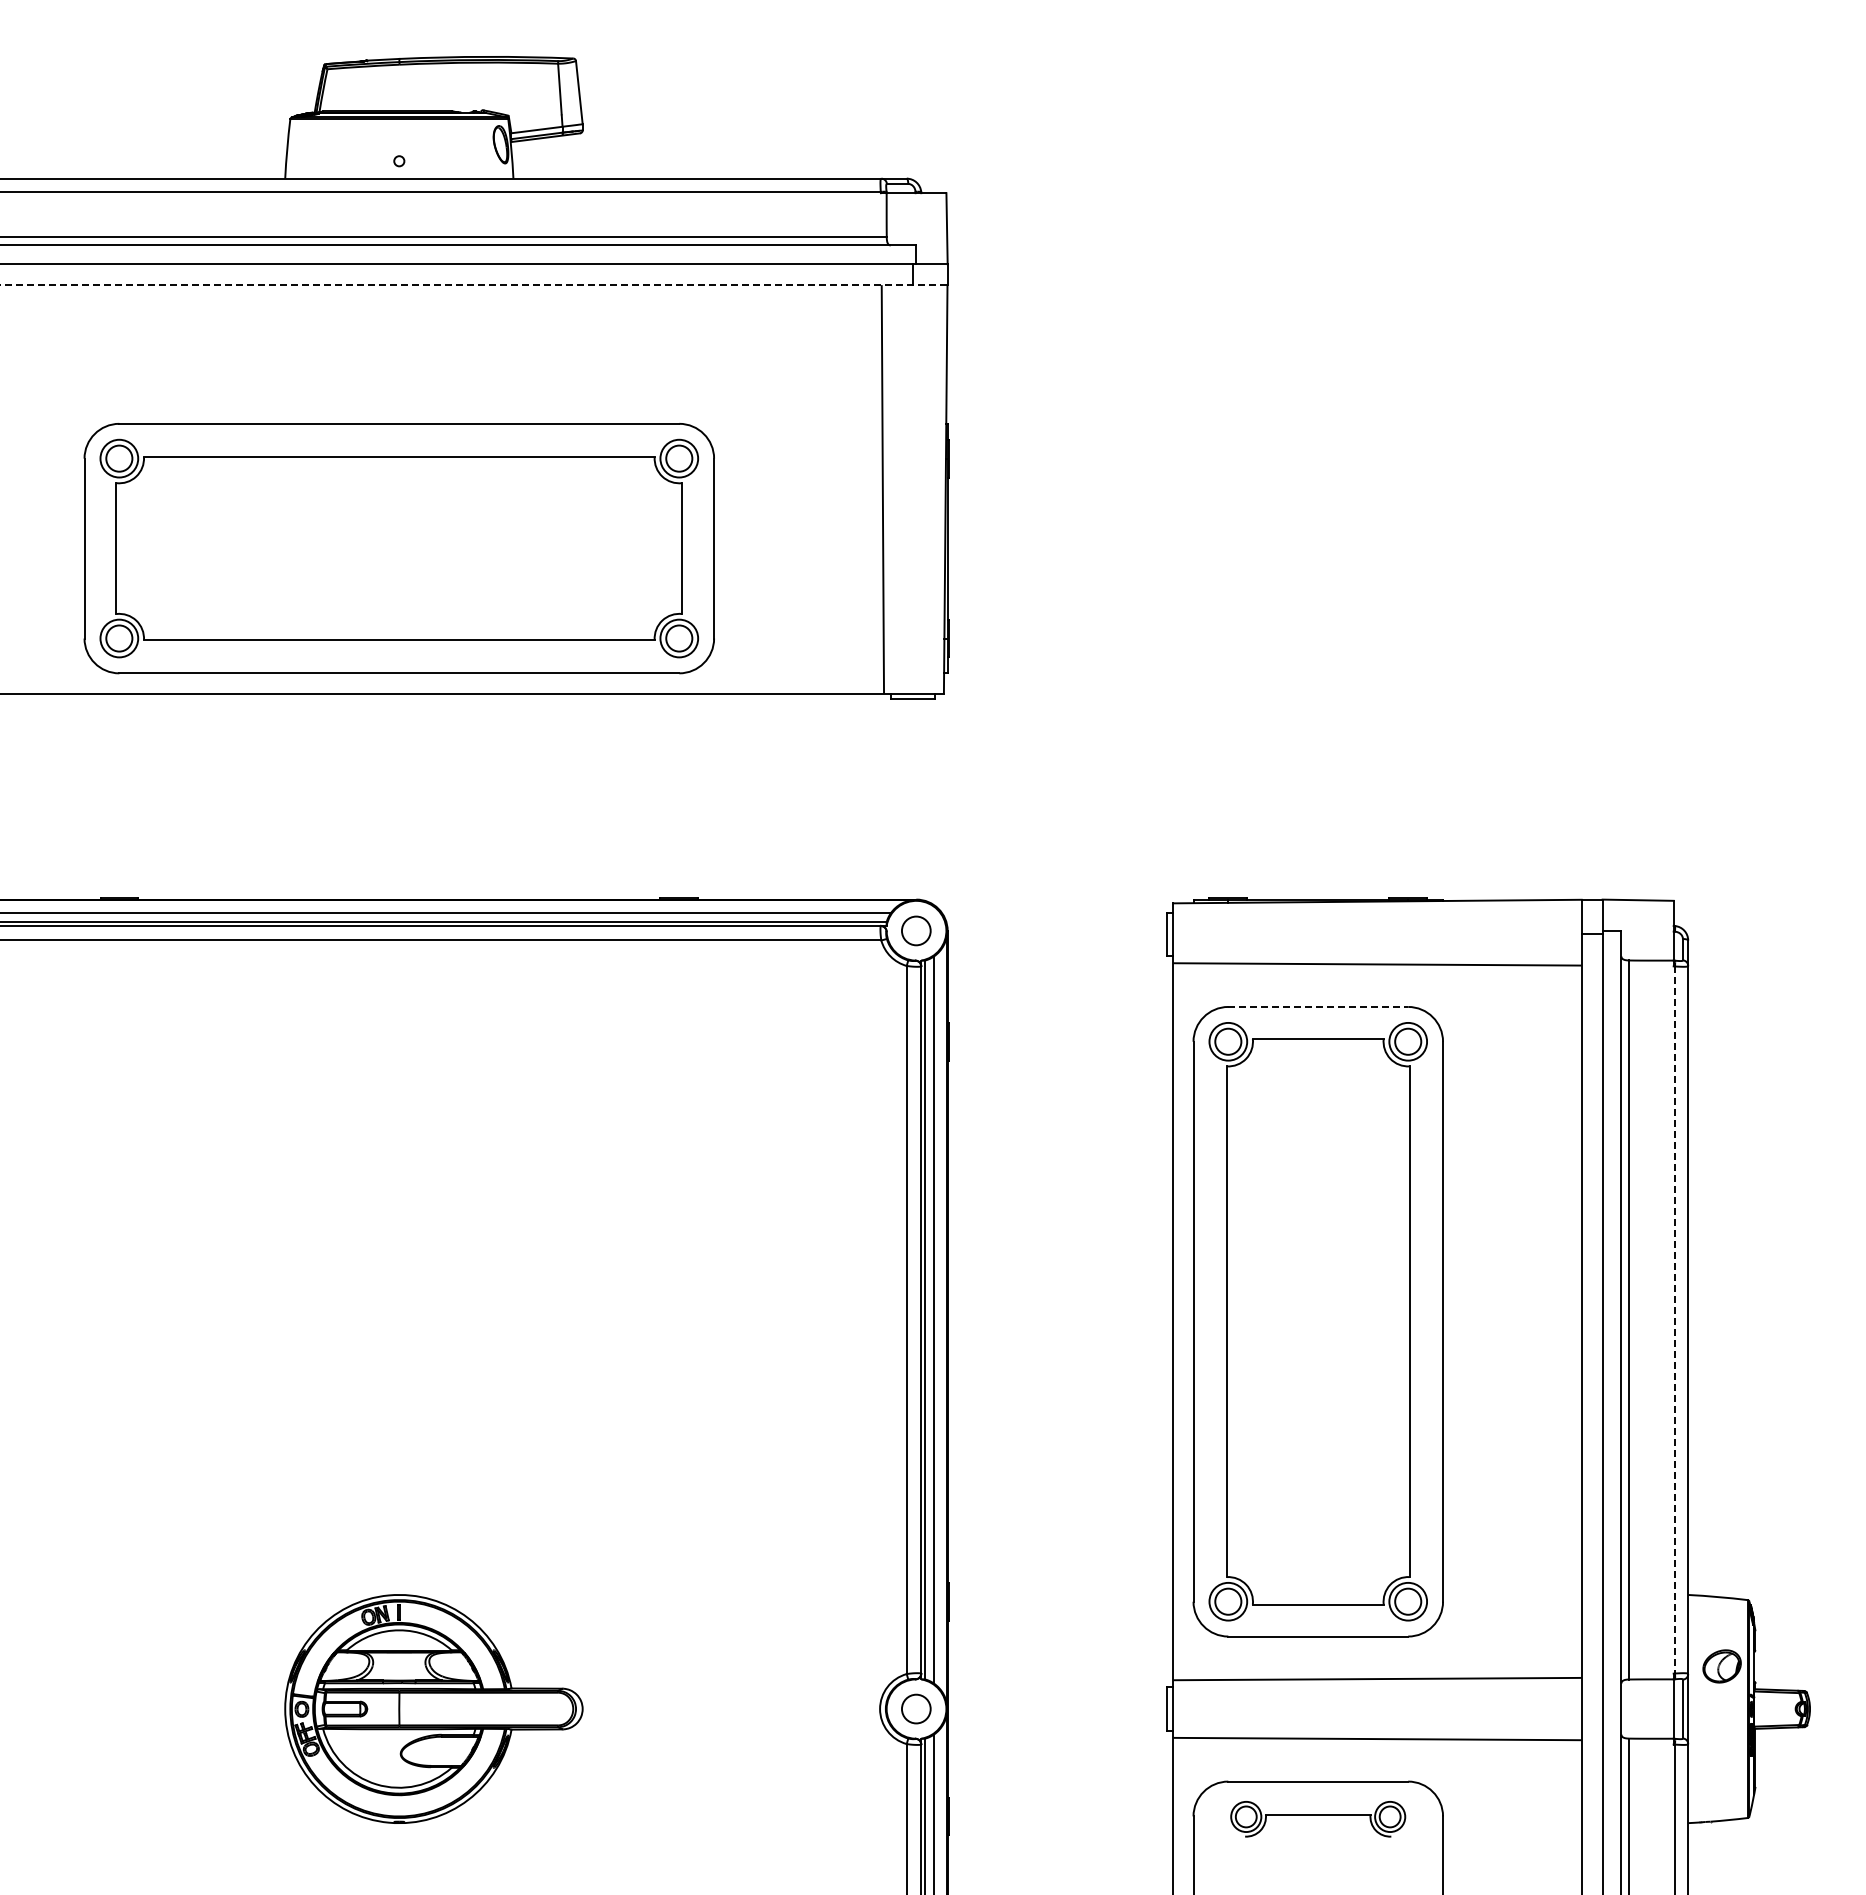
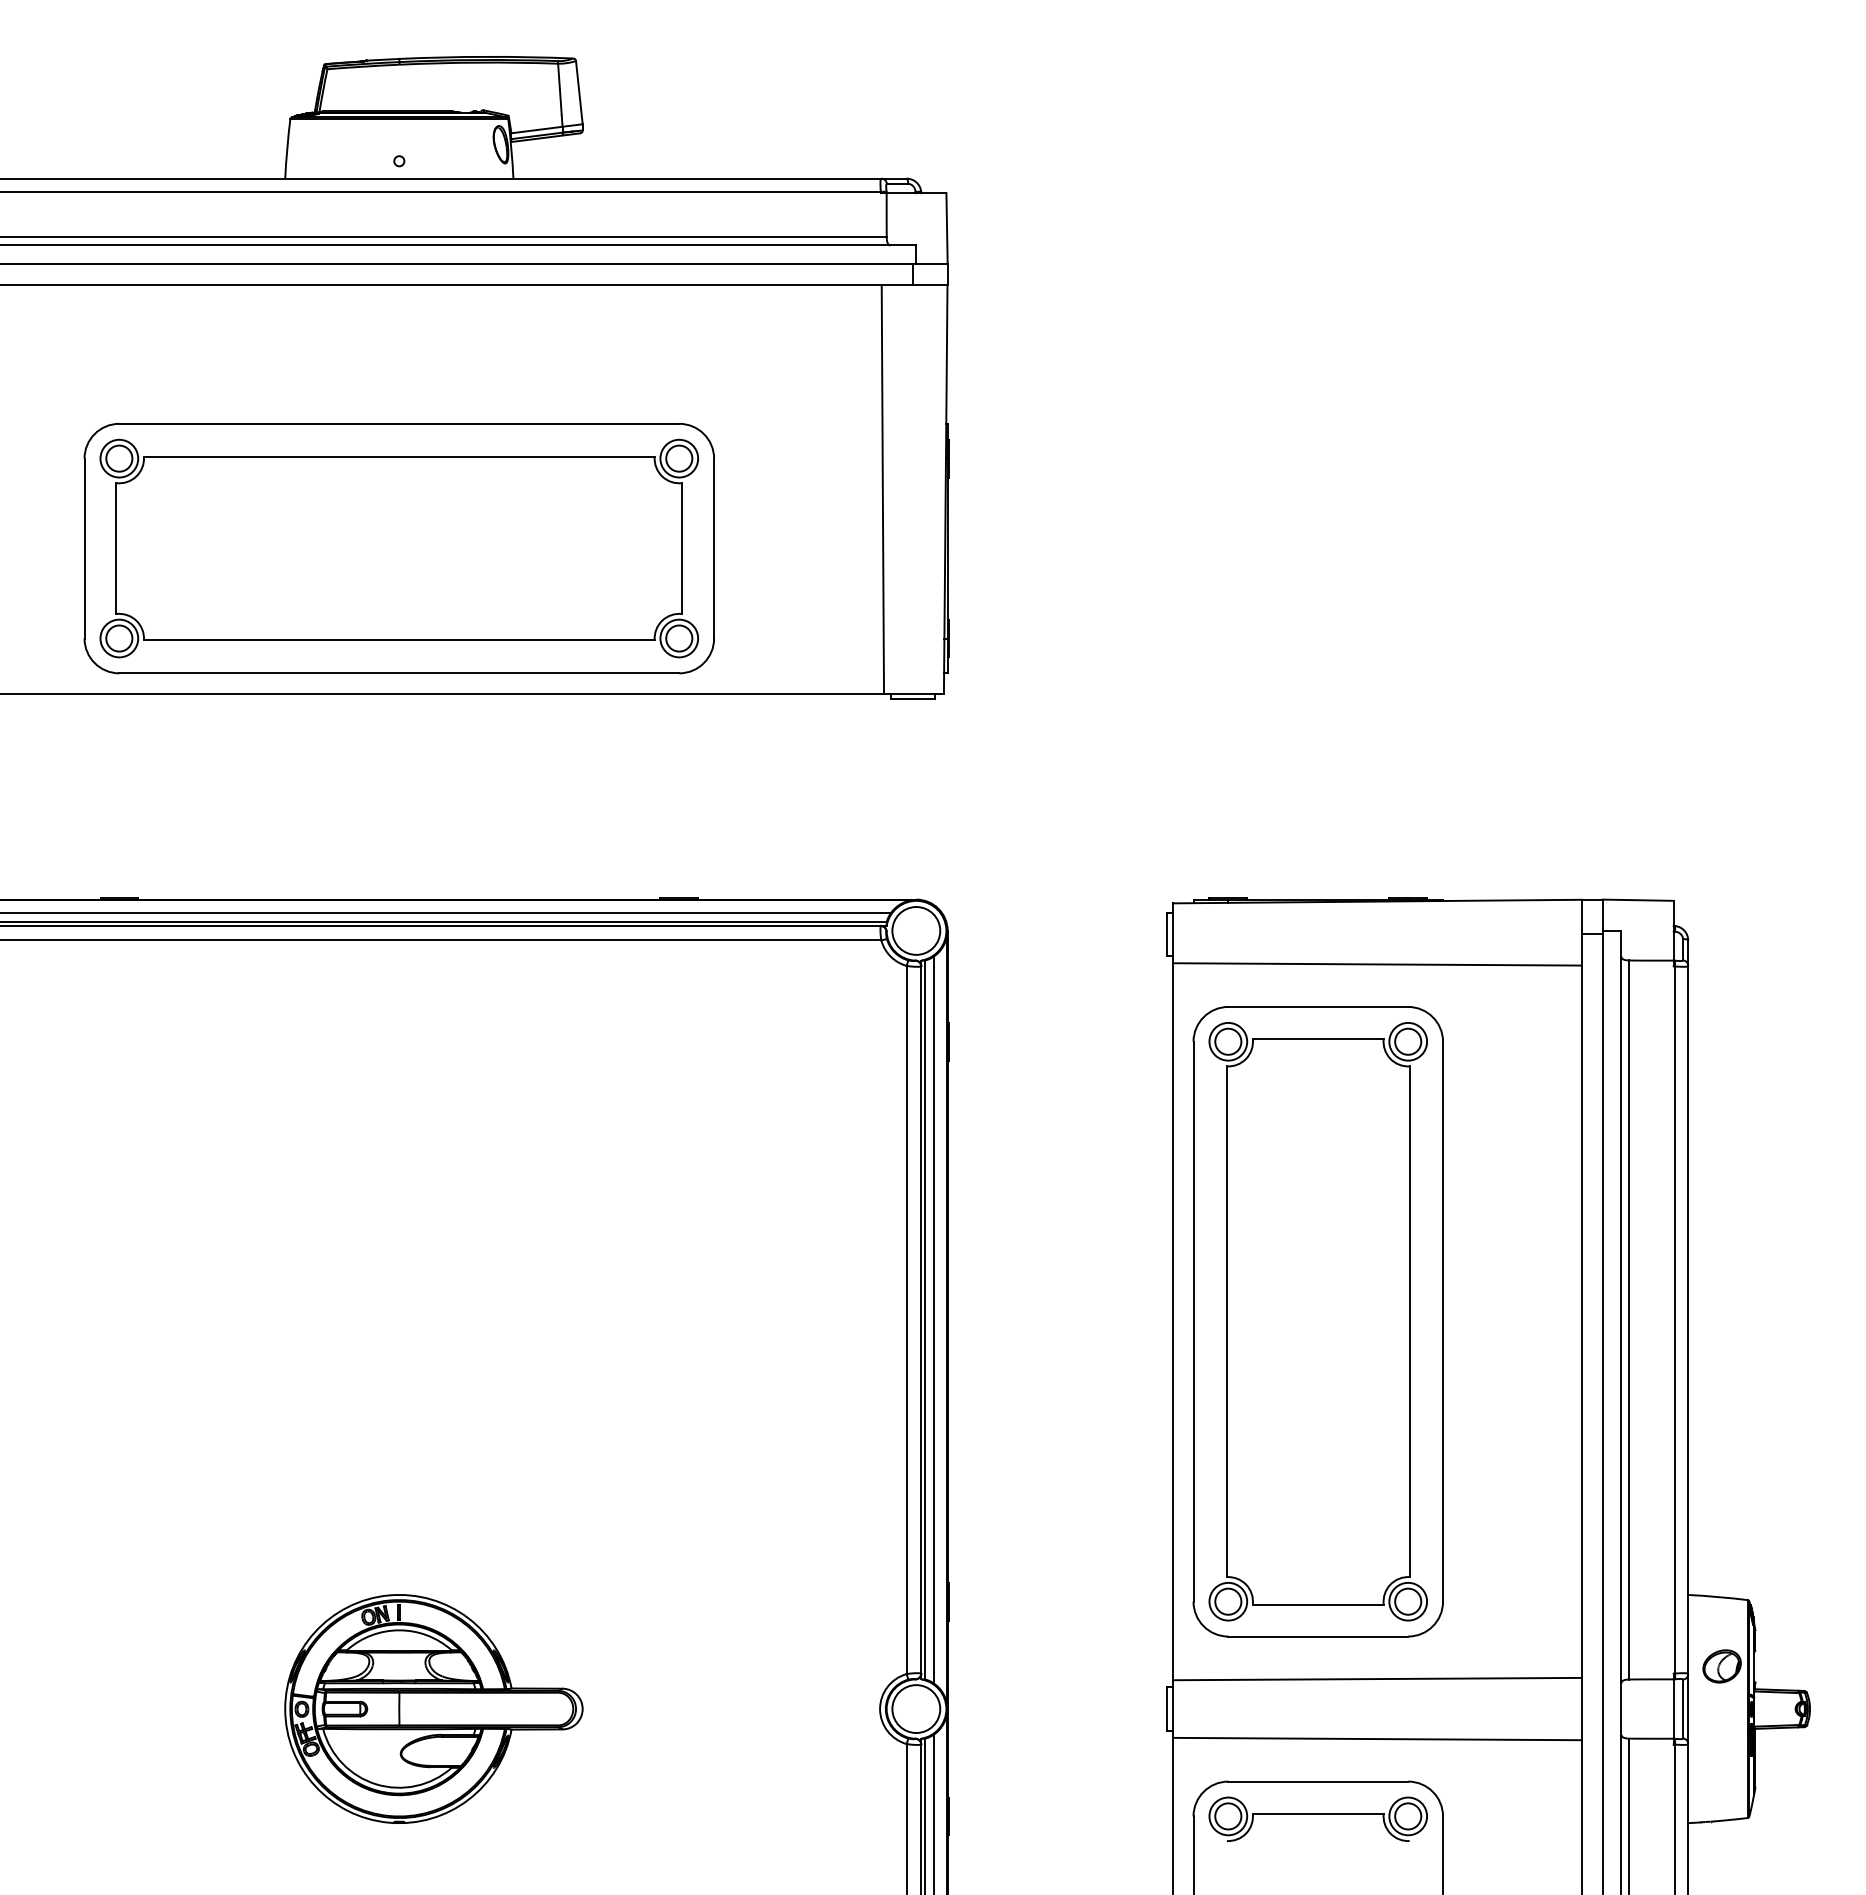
line: dashed -> solid (474, 285)
circle diameter: 29 px -> 48 px (916, 930)
line: dashed -> solid (1318, 1006)
line: dashed -> solid (1674, 1320)
circle diameter: 29 px -> 48 px (916, 1709)
part size: 177x37 px -> 220x46 px (1317, 1818)
